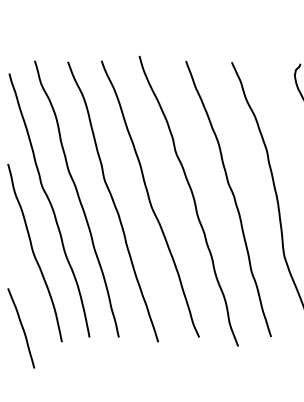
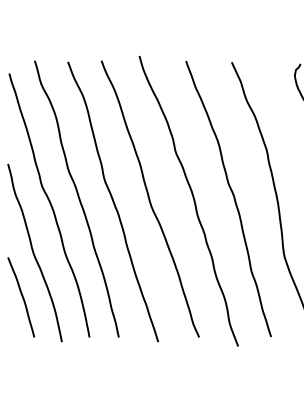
curve position: (21, 327) -> (21, 296) (21, 296)
